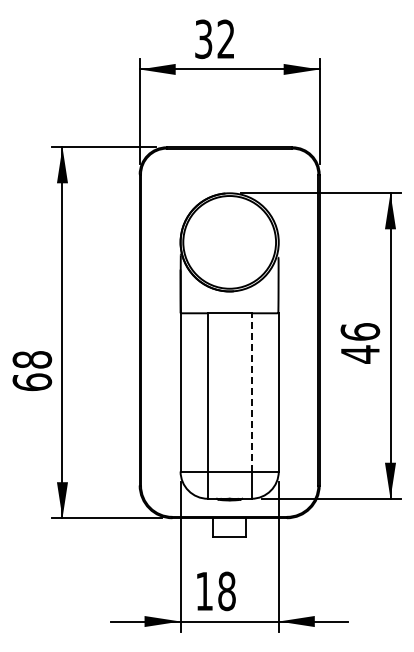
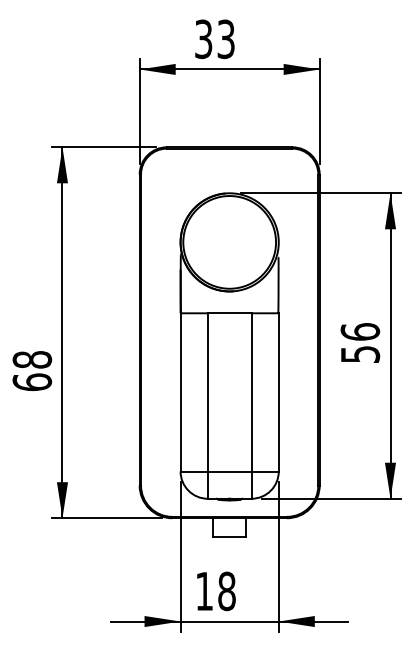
text: 32 -> 33 (225, 39)
text: 46 -> 56 (360, 354)
line: dashed -> solid (251, 391)
